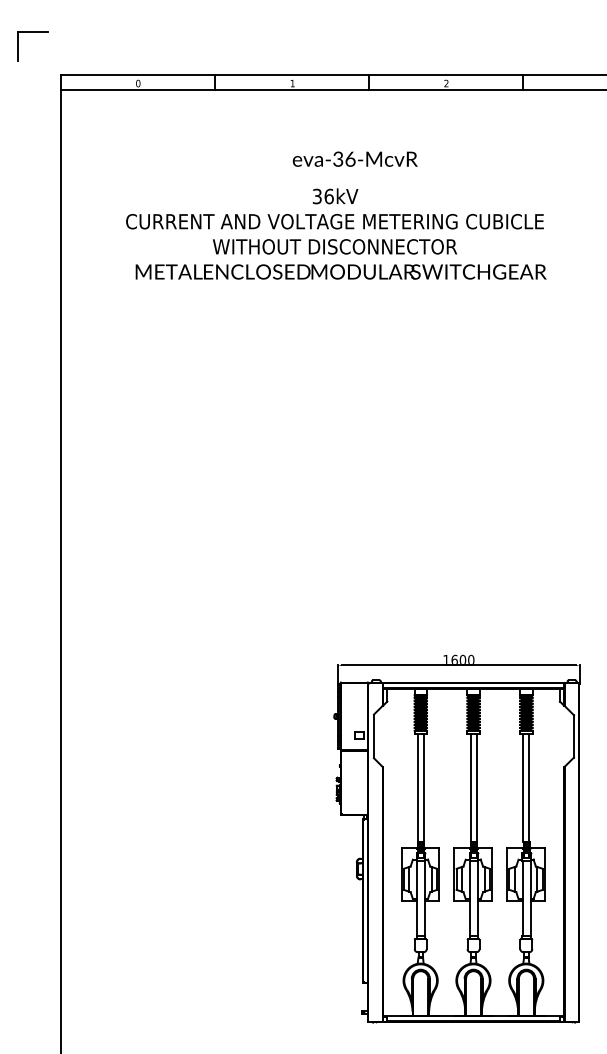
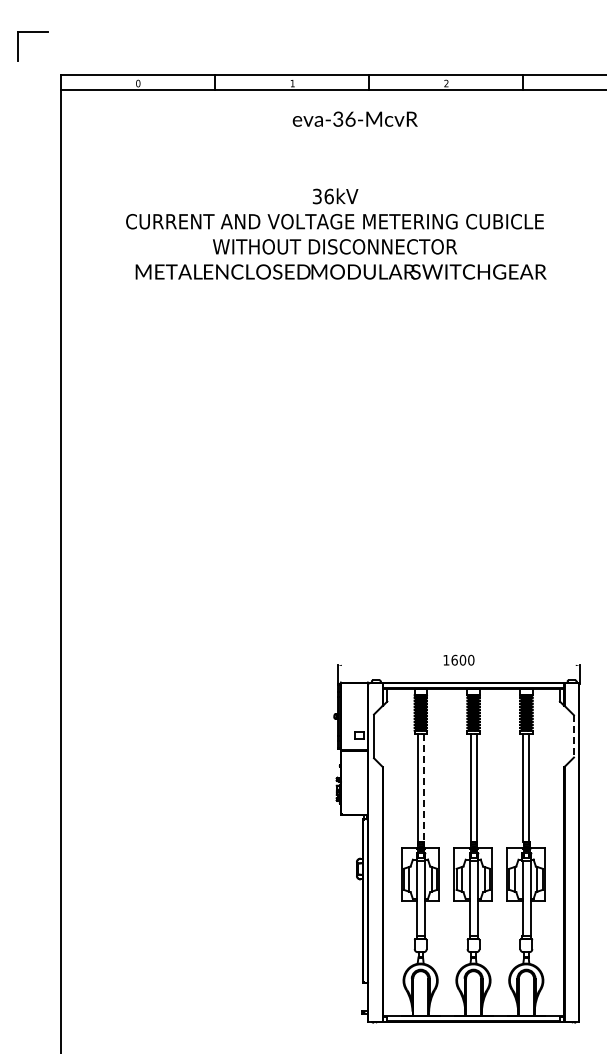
text position: (354, 158) -> (354, 118) (354, 118)
line: present -> none (458, 665)
line: solid -> dashed (573, 736)
line: solid -> dashed (423, 788)
